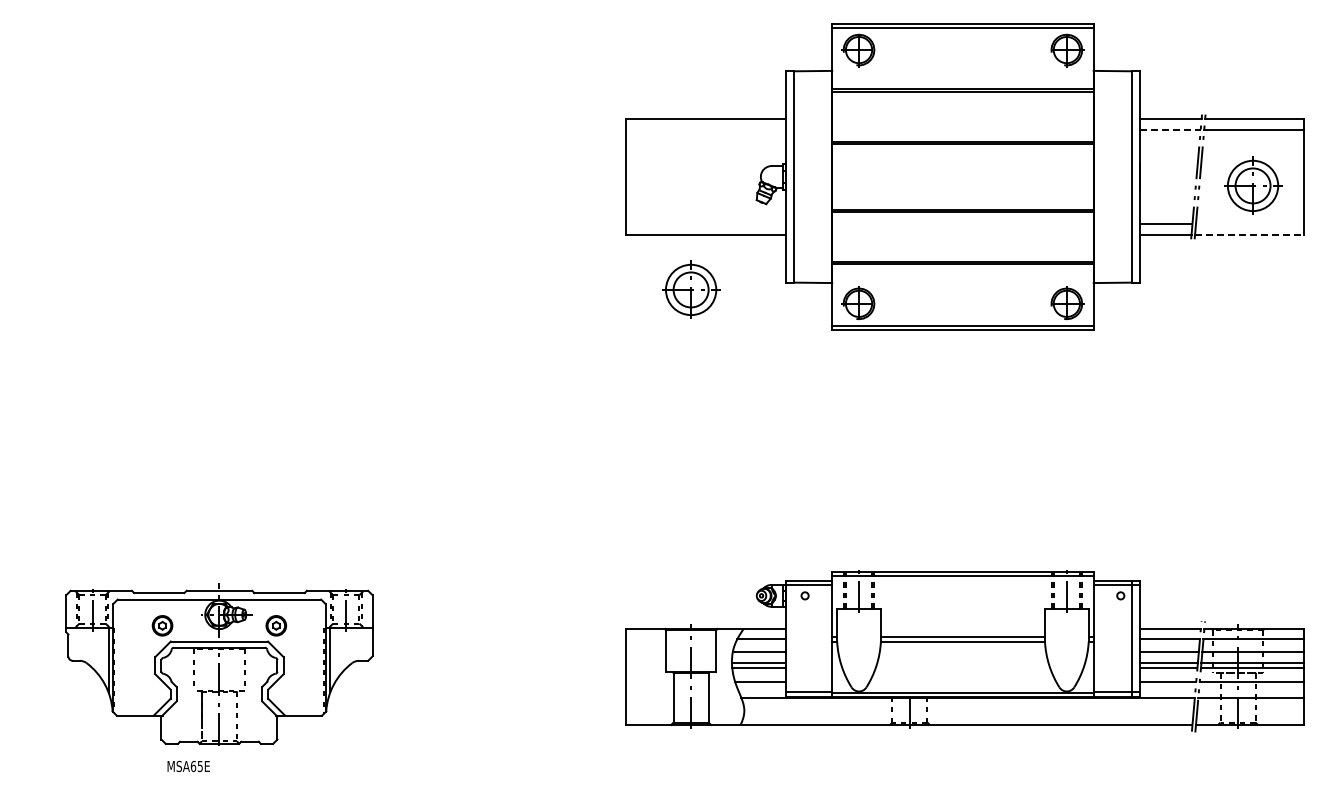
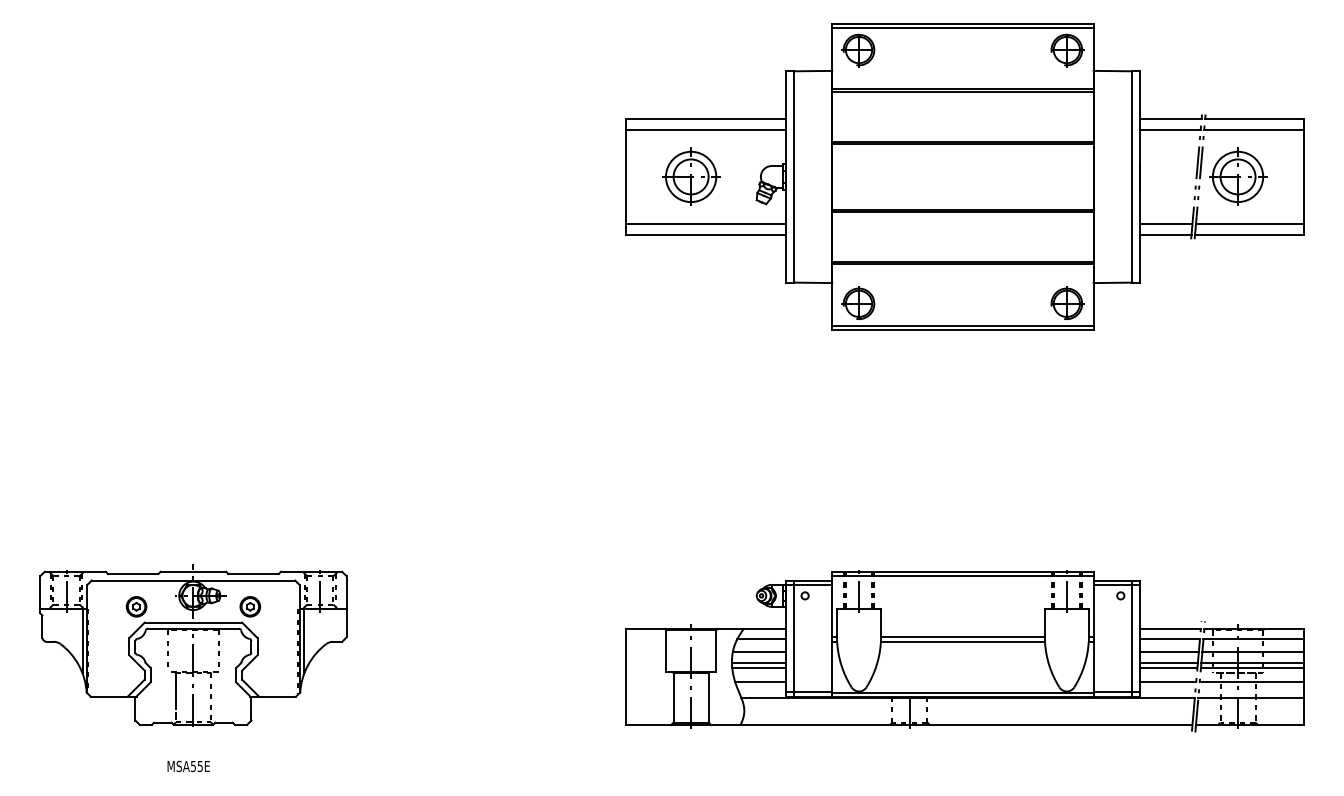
line: none -> present (705, 129)
line: dashed -> solid (1170, 129)
part position: (1253, 185) -> (1238, 176) (1238, 176)
line: none -> present (705, 224)
line: none -> present (1249, 224)
line: dashed -> solid (1249, 234)
part position: (691, 289) -> (691, 176) (691, 176)
line: none -> present (794, 638)
part position: (219, 664) -> (193, 645) (193, 645)
text: MSA65E -> MSA55E (193, 766)
